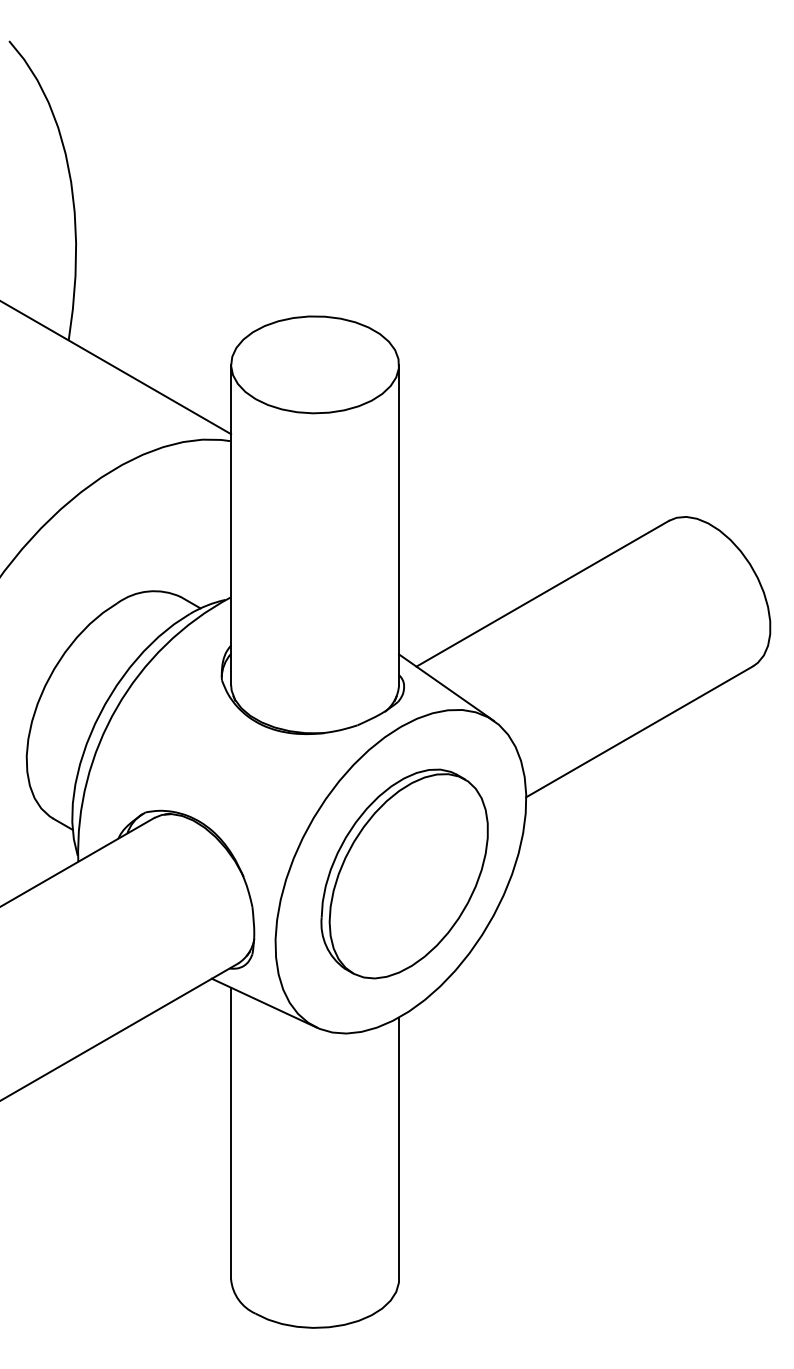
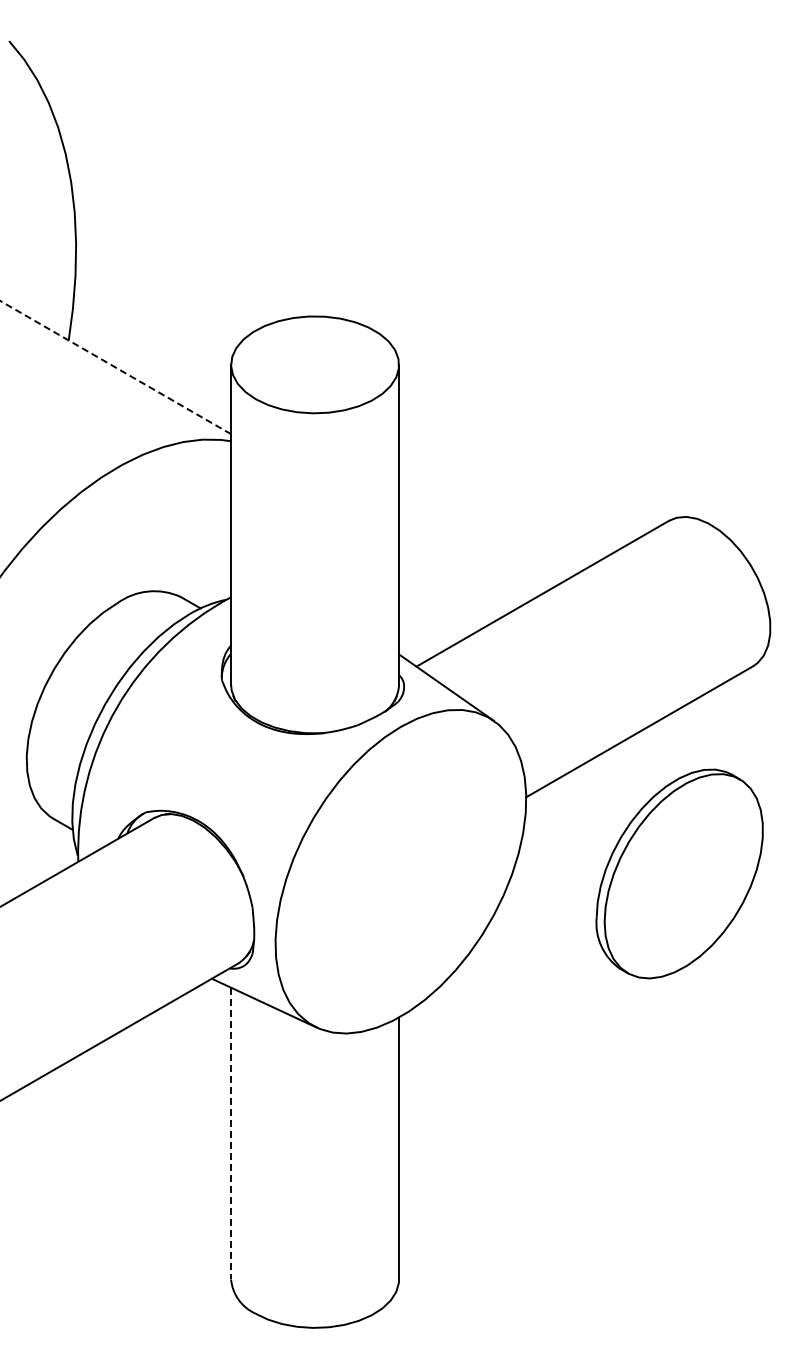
line: solid -> dashed (115, 367)
part position: (404, 873) -> (679, 873) (679, 873)
line: solid -> dashed (231, 1133)
